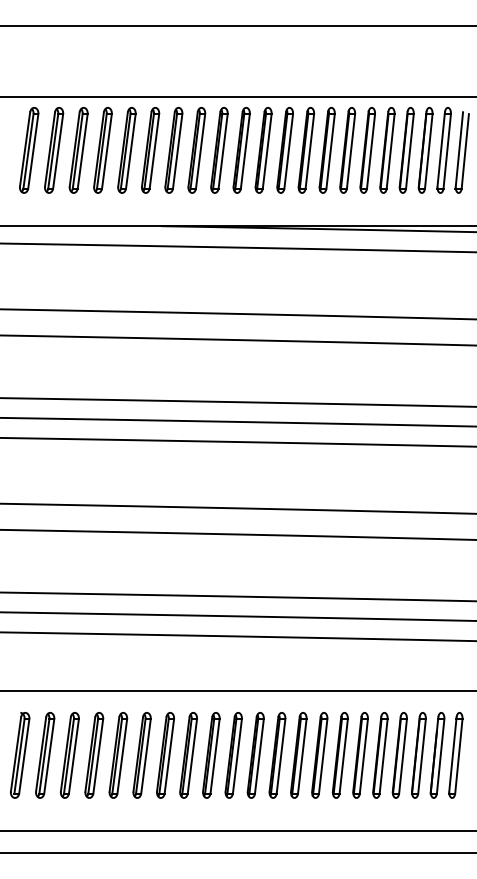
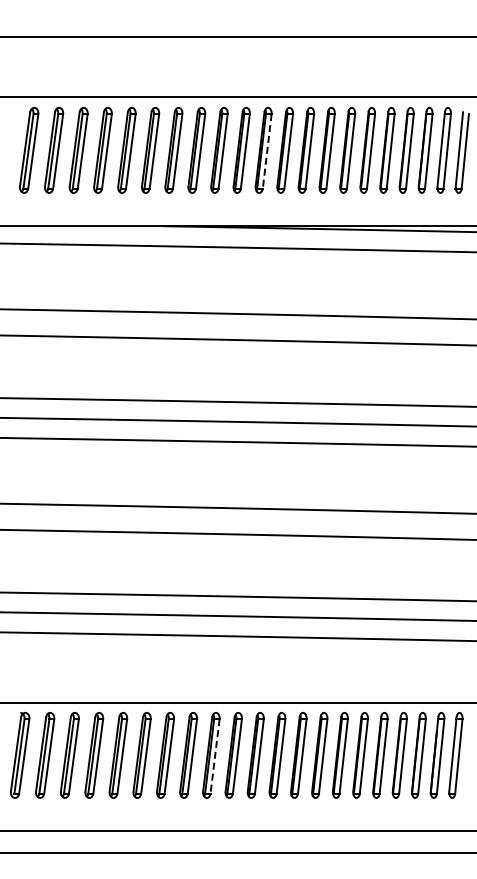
line position: (237, 26) -> (237, 37) (237, 37)
line: solid -> dashed (267, 151)
line position: (237, 690) -> (237, 702) (237, 702)
line: solid -> dashed (215, 756)
